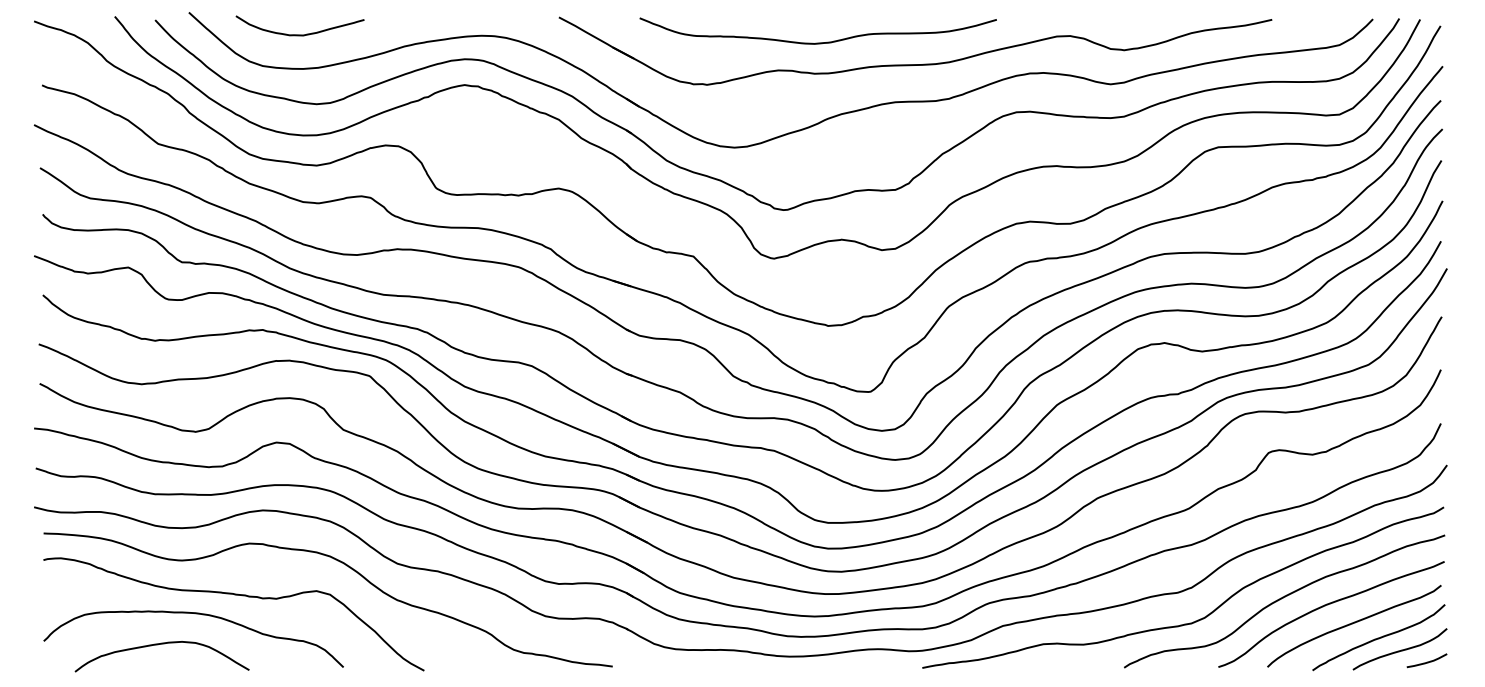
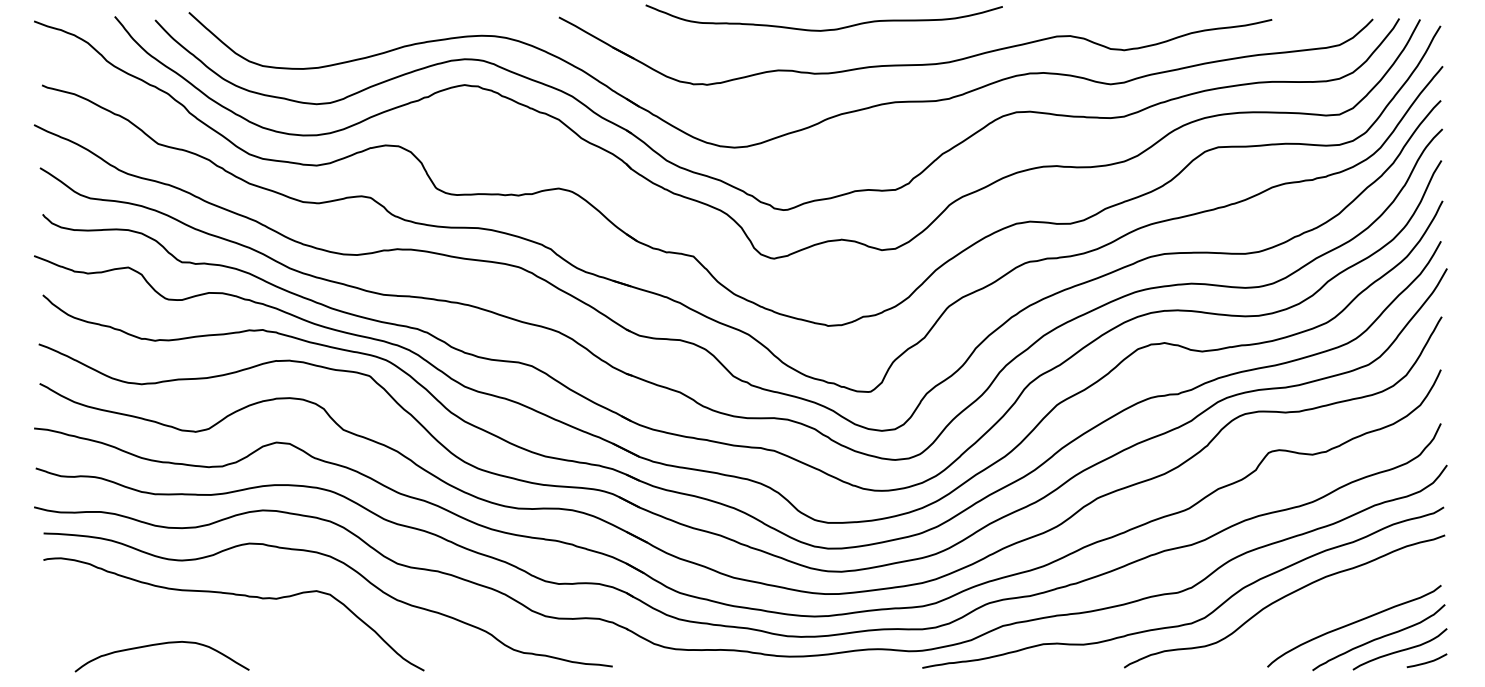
curve: present -> none (299, 34)
curve position: (817, 42) -> (823, 29) (823, 29)
curve: present -> none (1328, 605)
curve: present -> none (195, 614)
